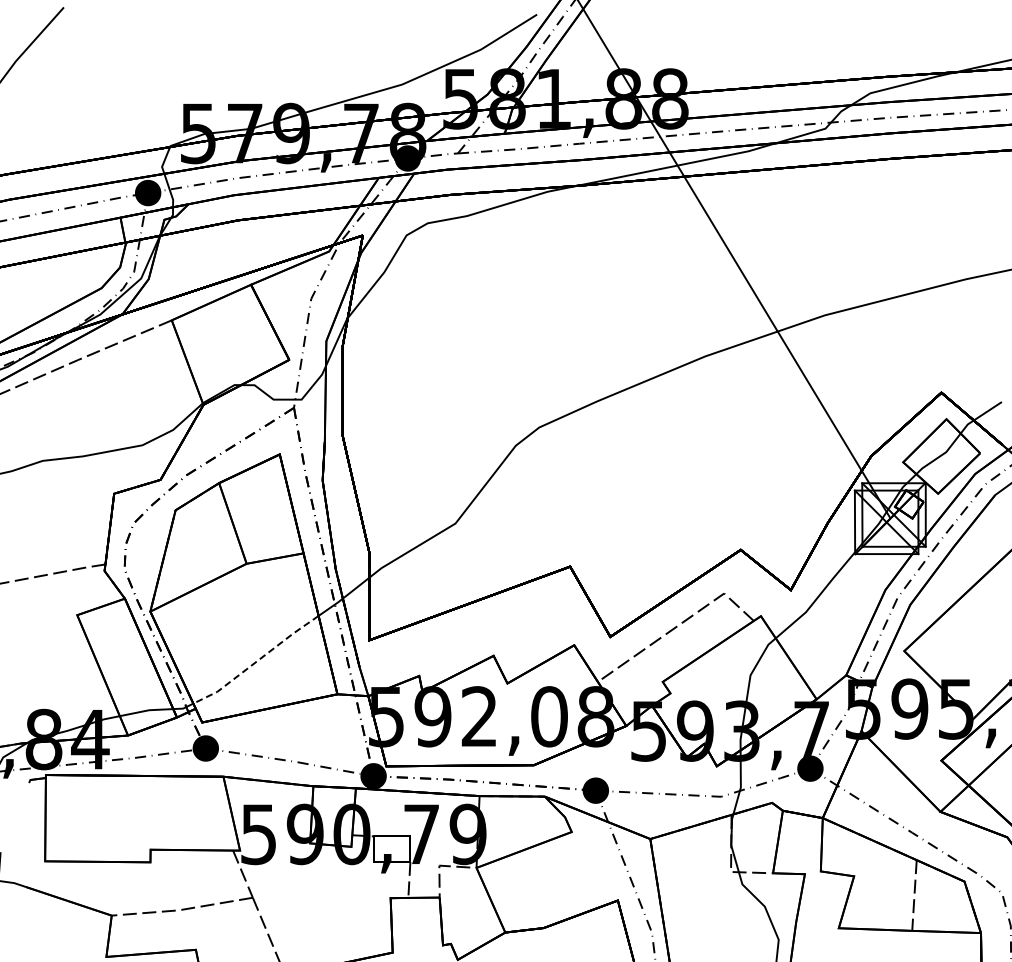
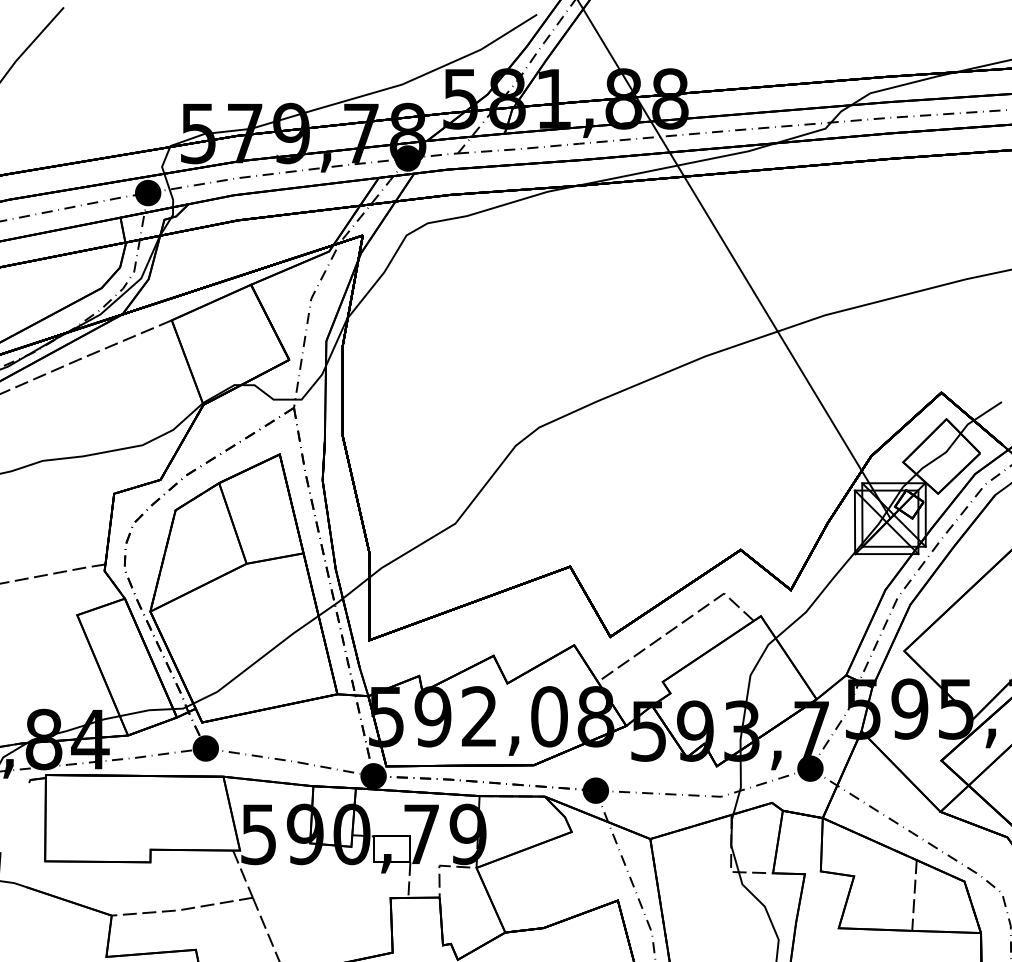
line: dashed -> solid (256, 661)
